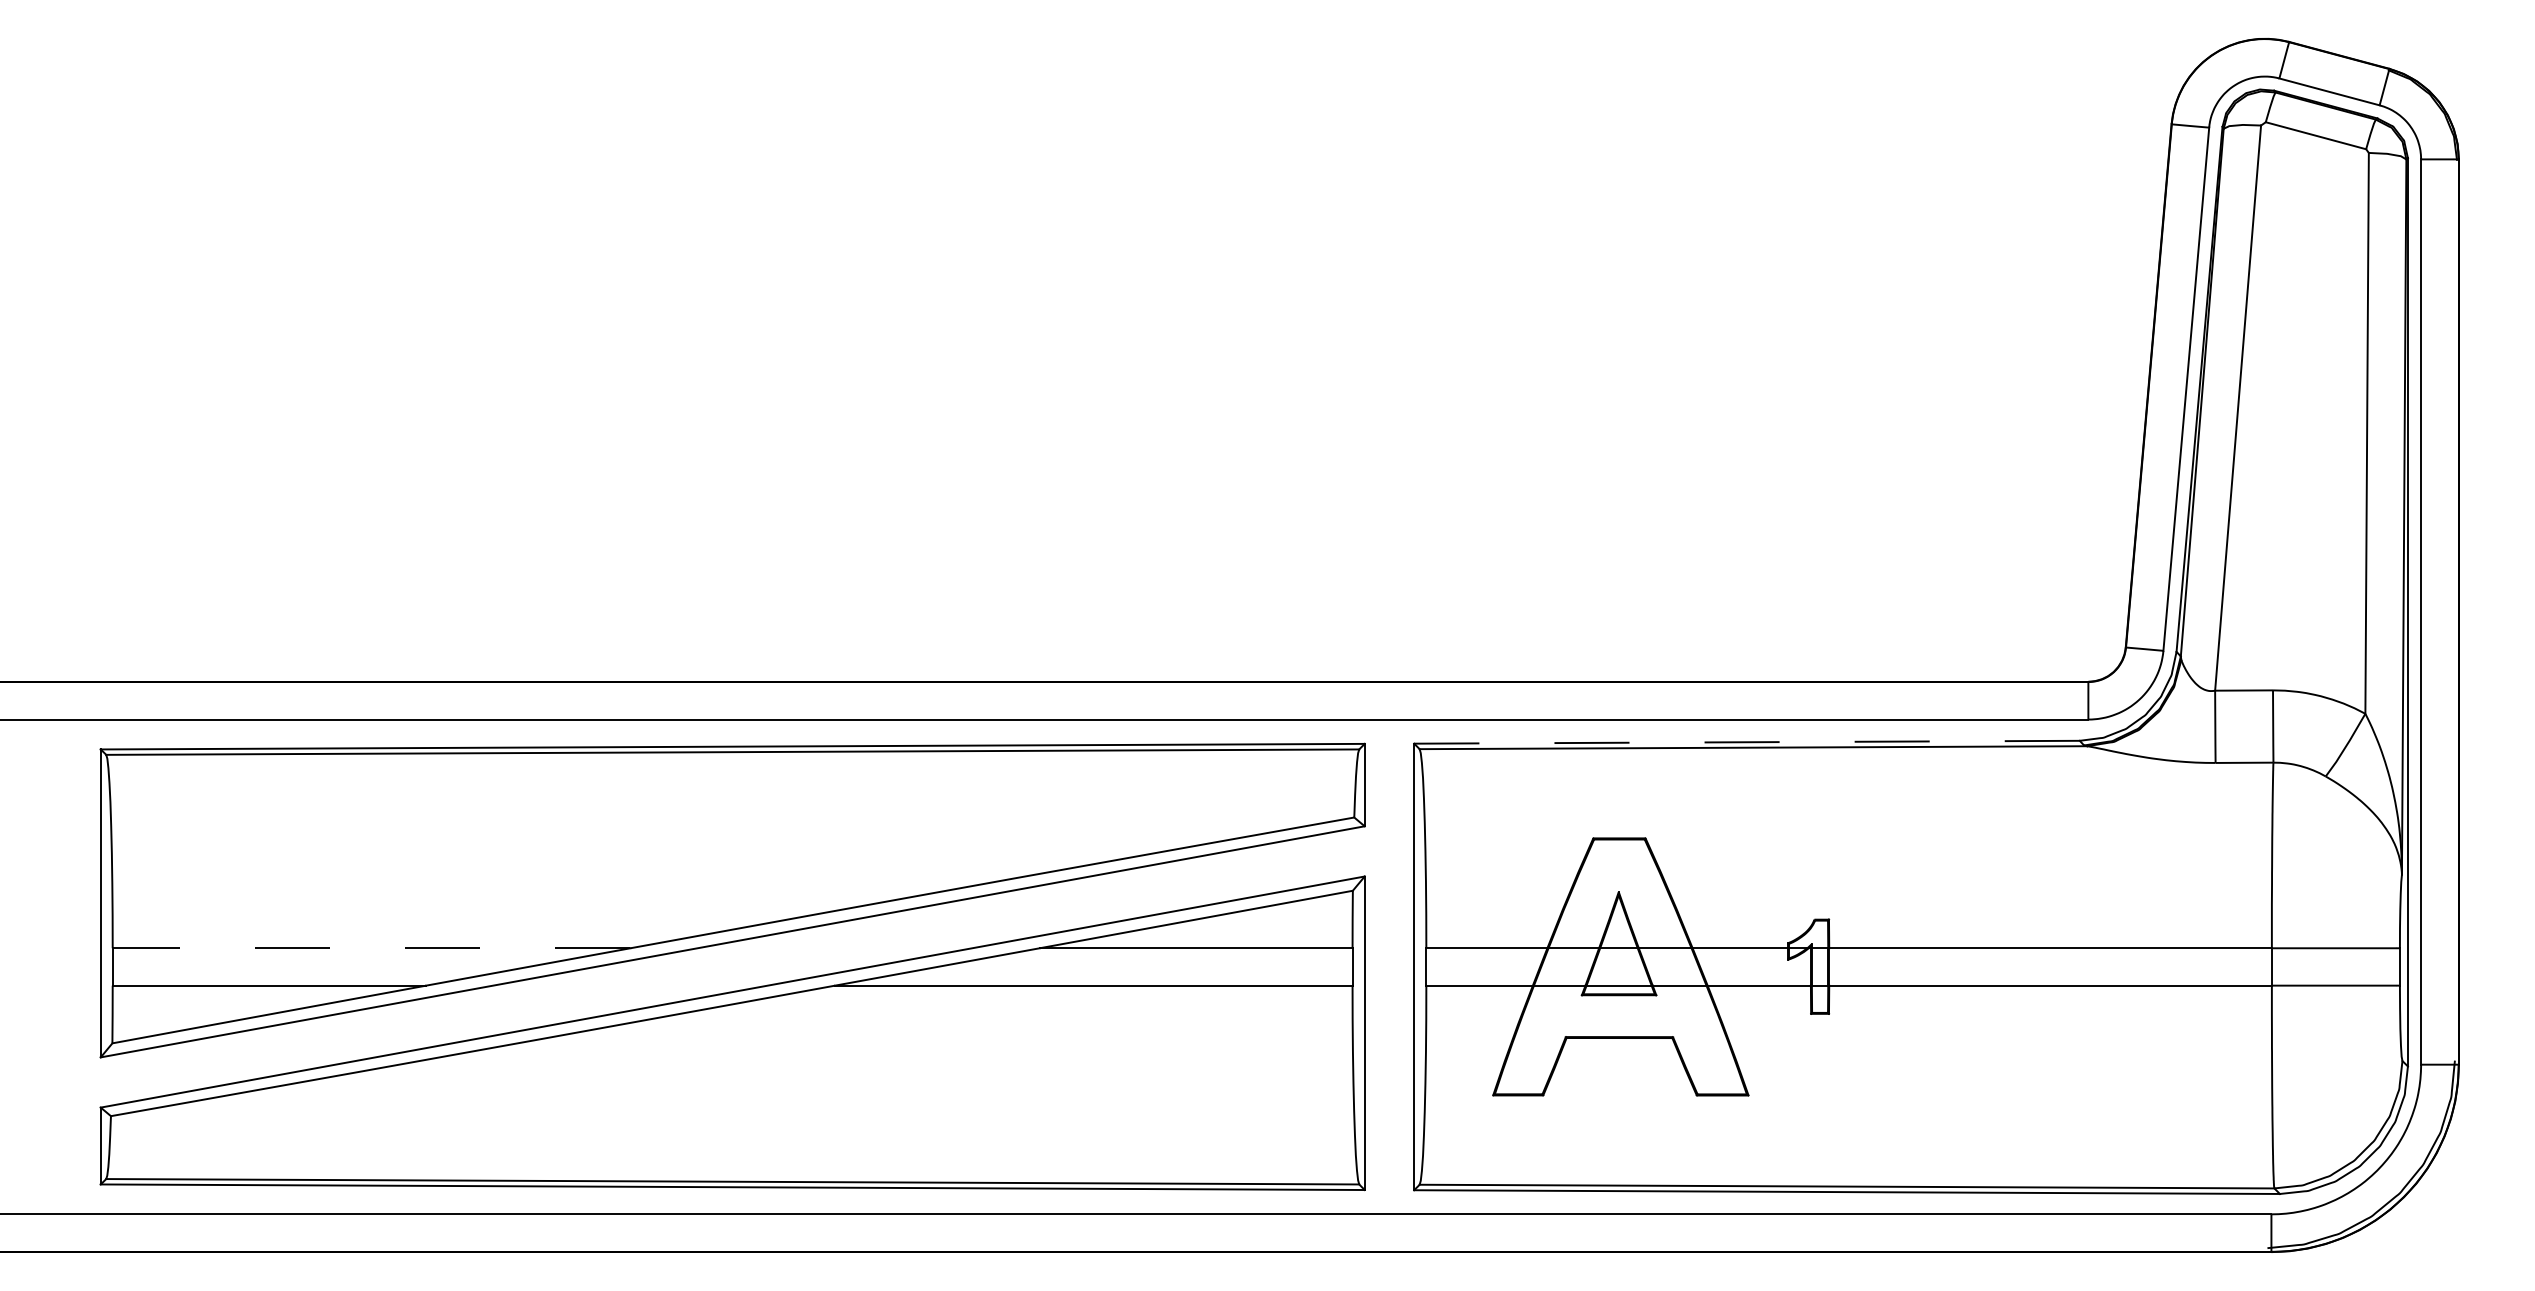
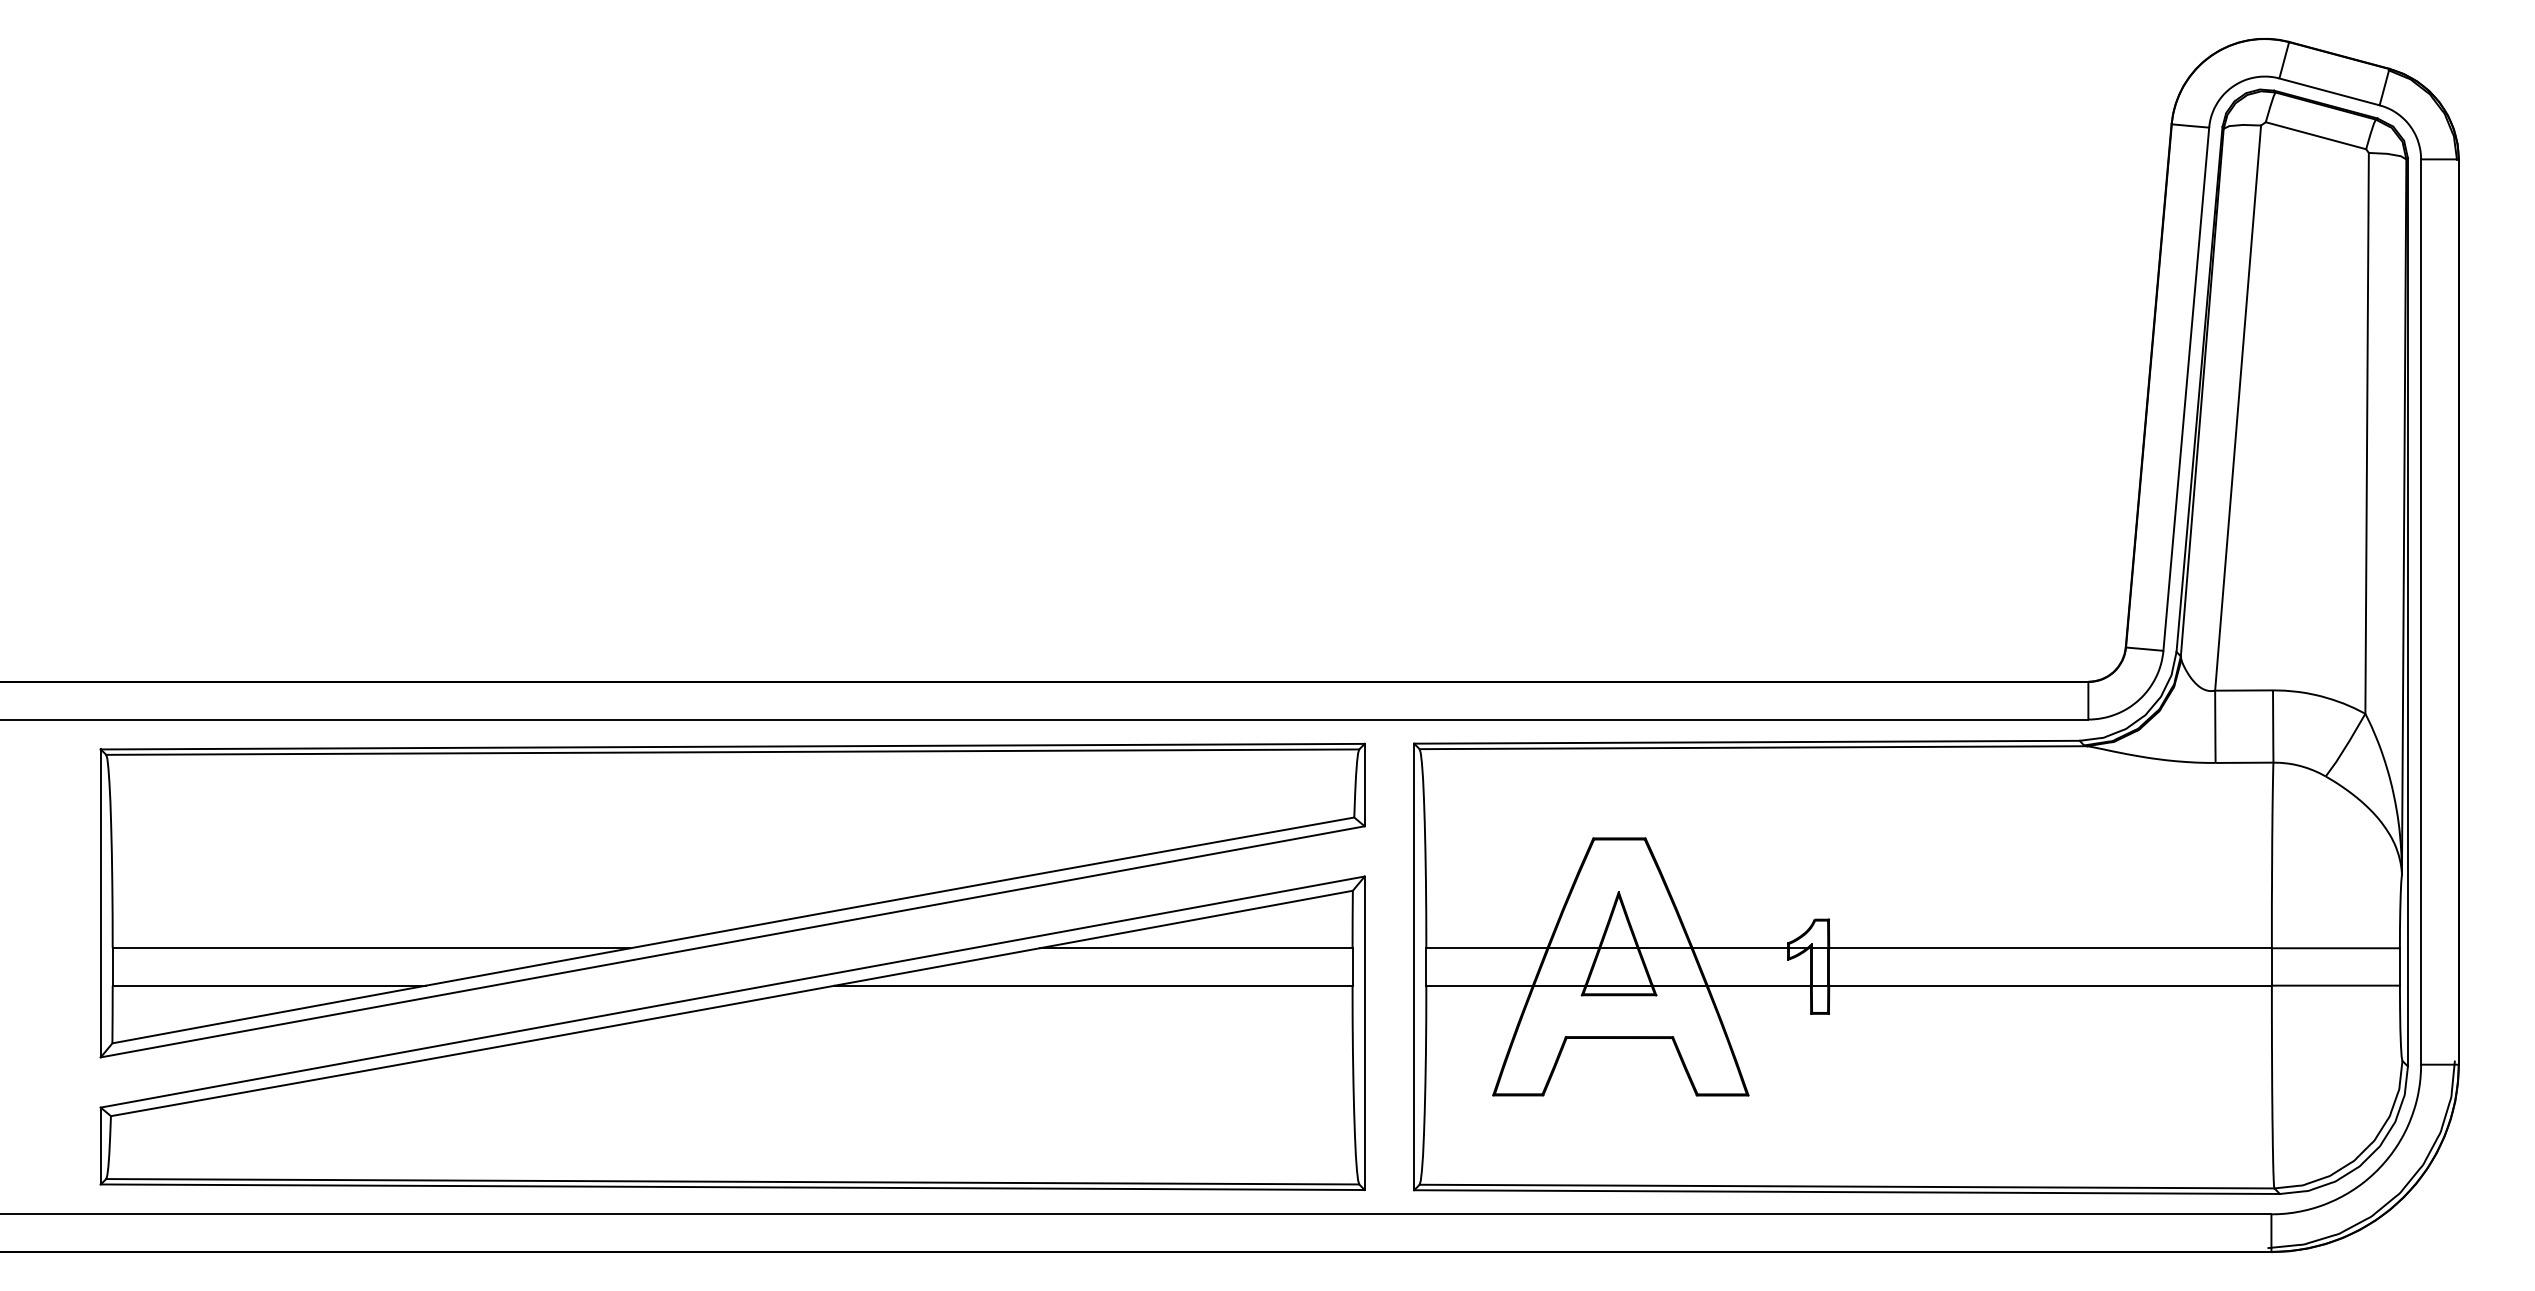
line: dashed -> solid (1747, 742)
line: dashed -> solid (371, 948)
